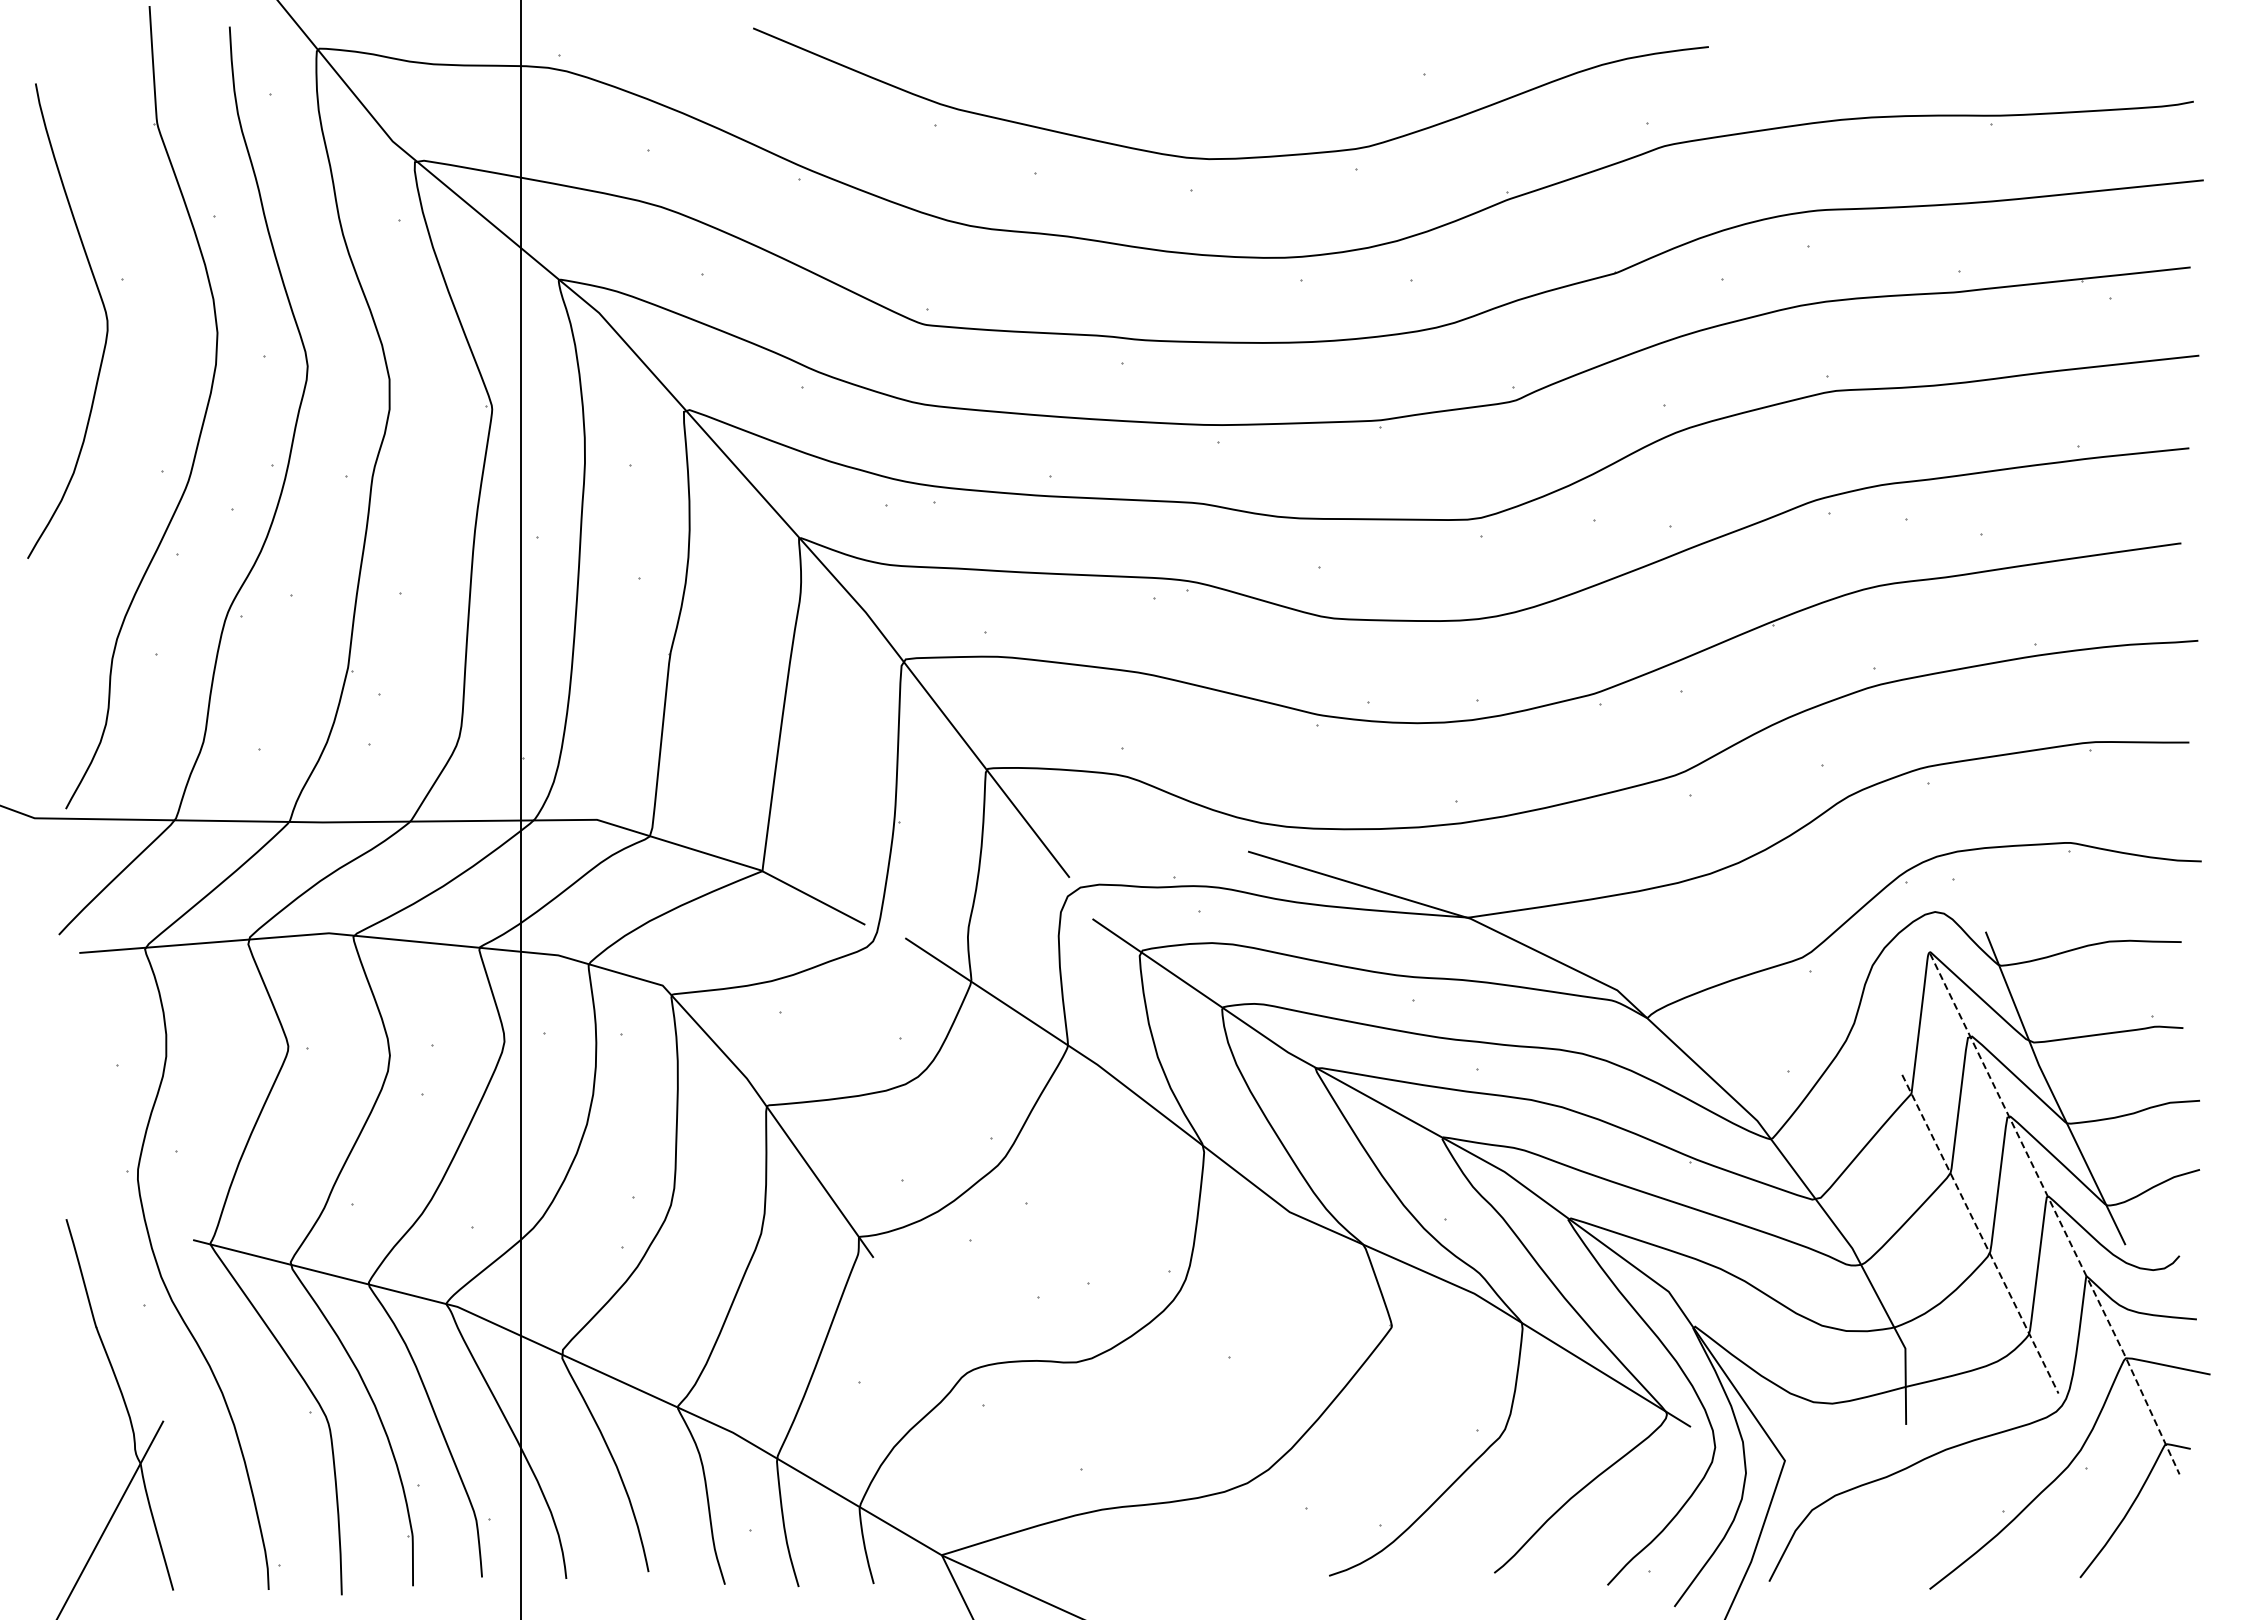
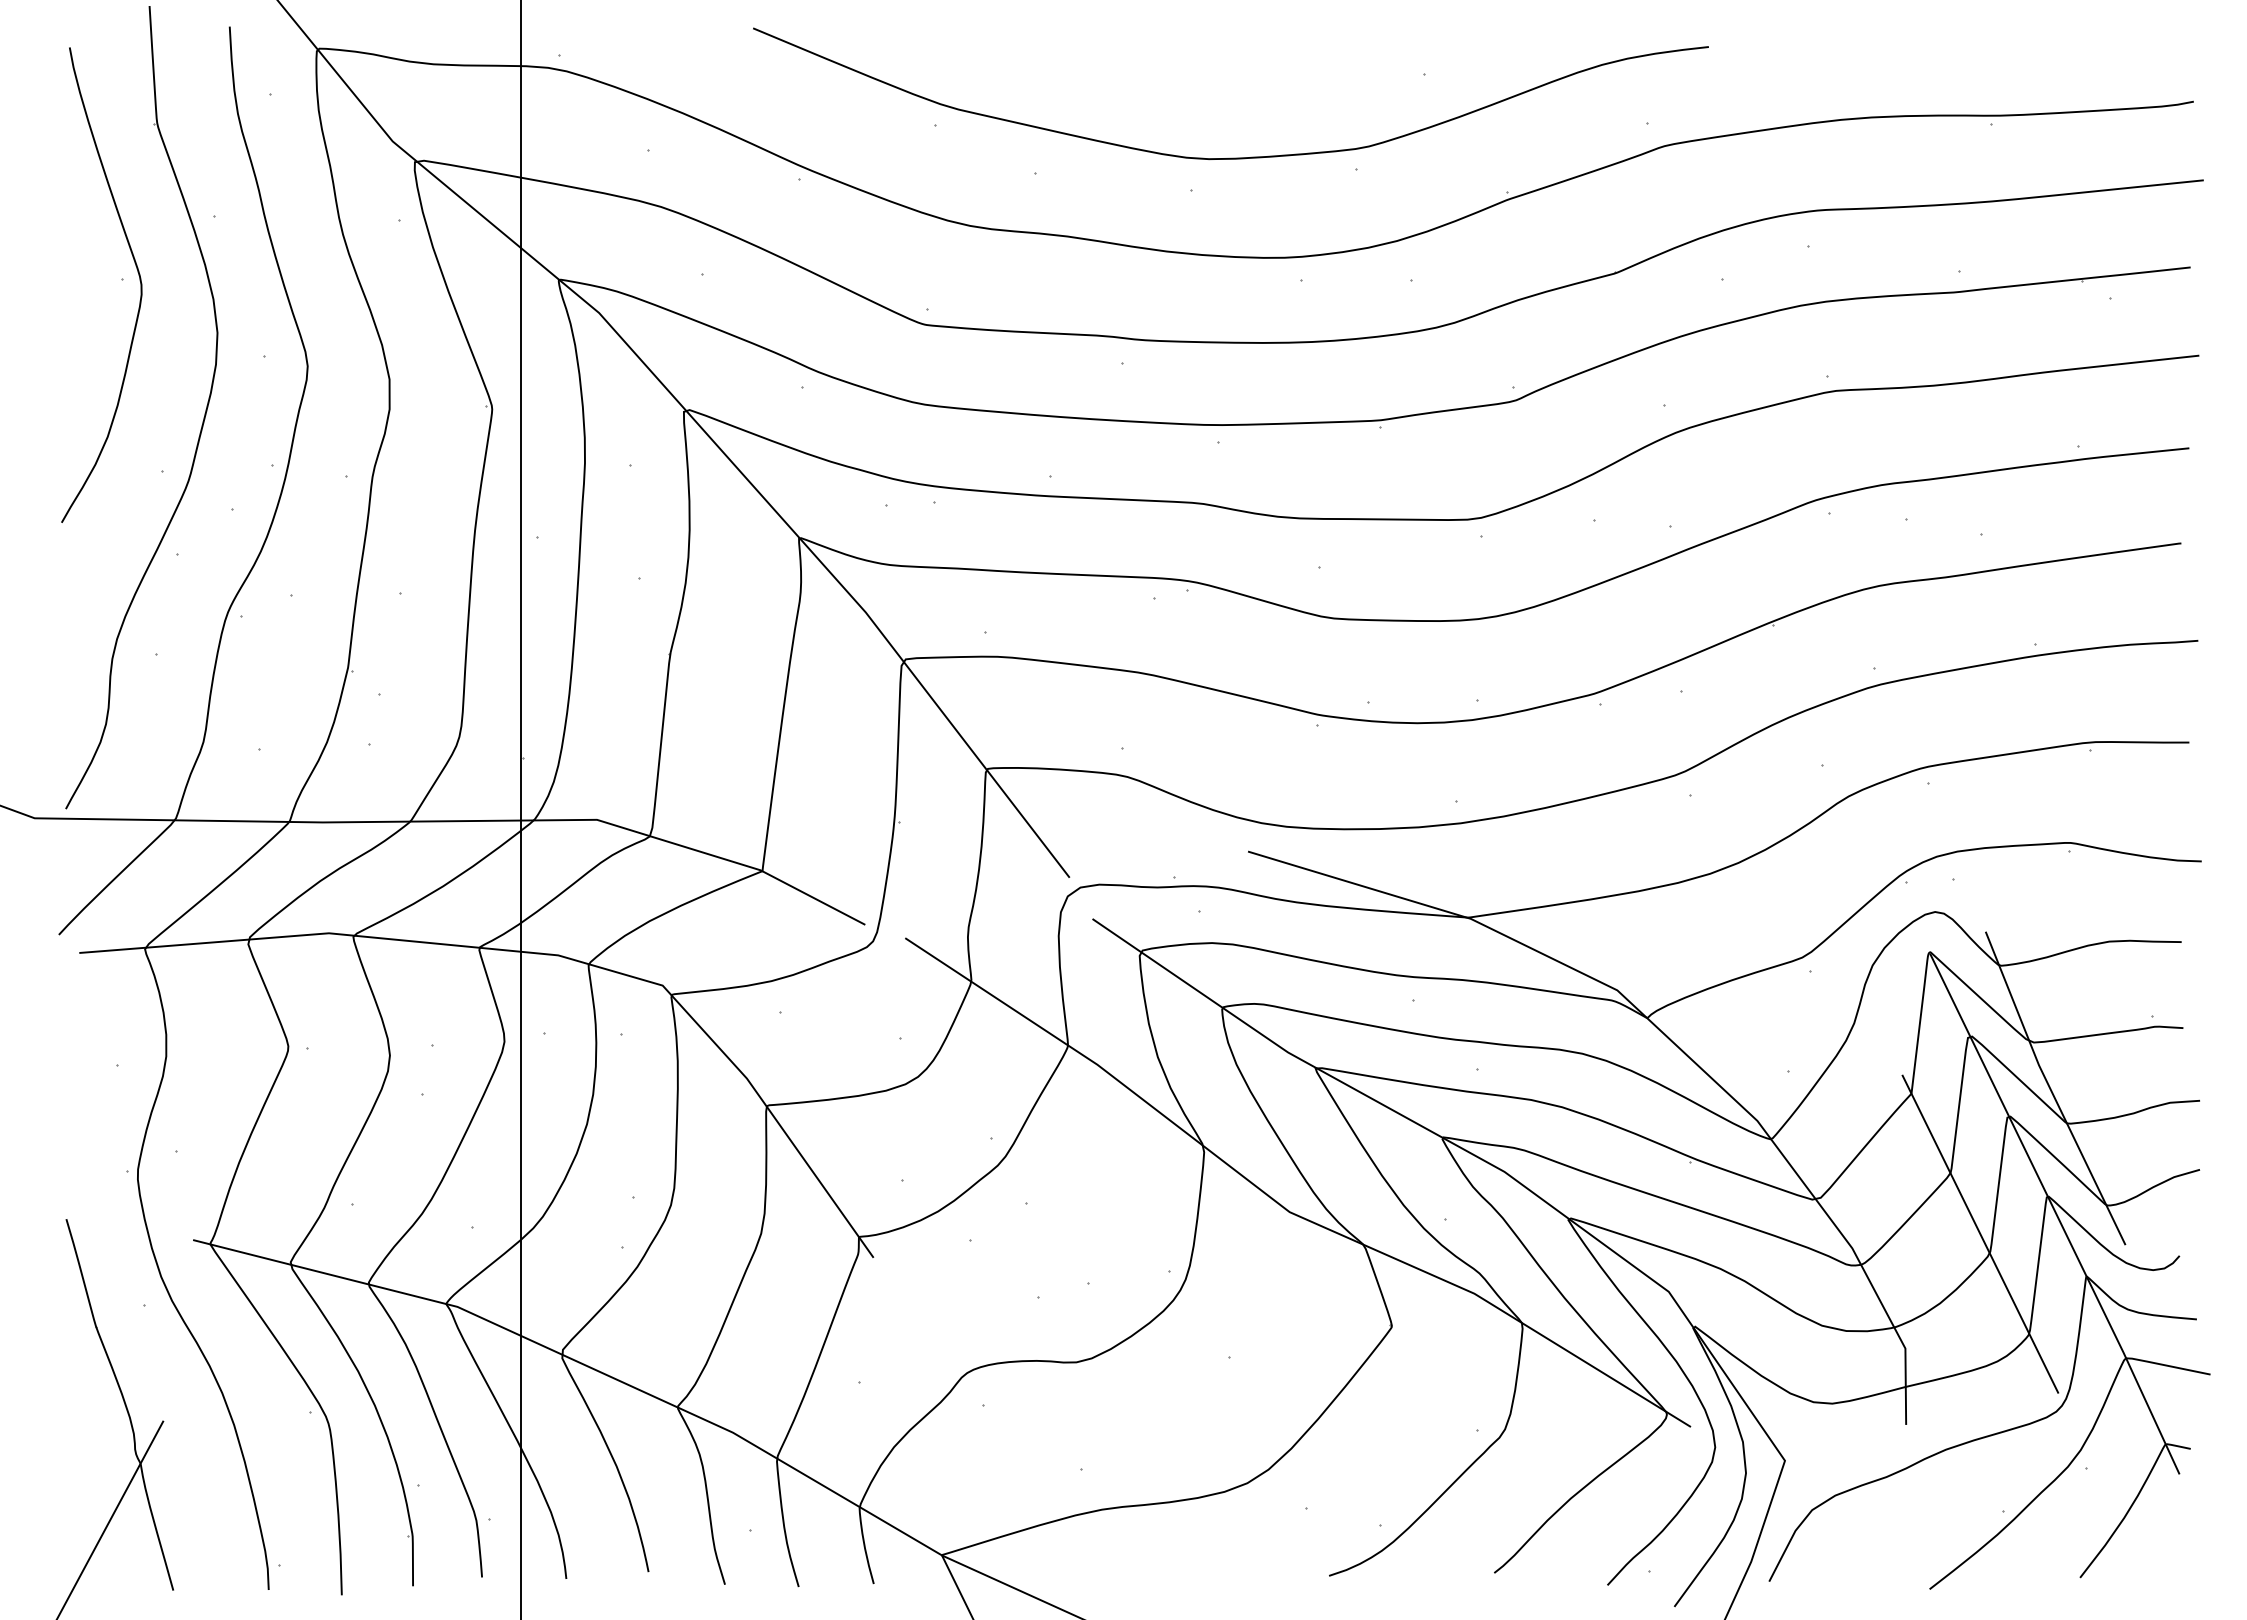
curve position: (103, 308) -> (137, 272) (137, 272)
line: dashed -> solid (2056, 1214)
line: dashed -> solid (1980, 1234)
